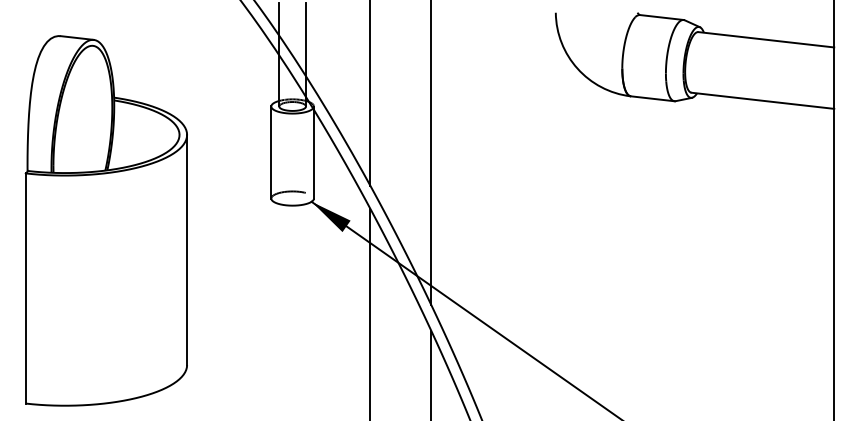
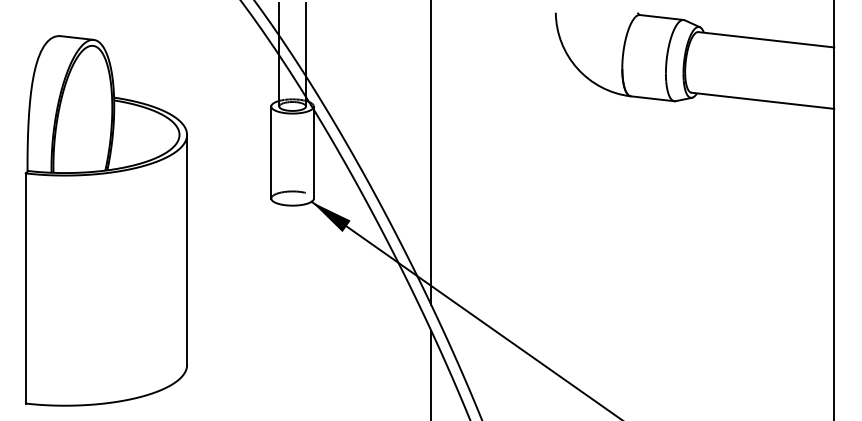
line: present -> none (370, 93)
line: present -> none (370, 312)
